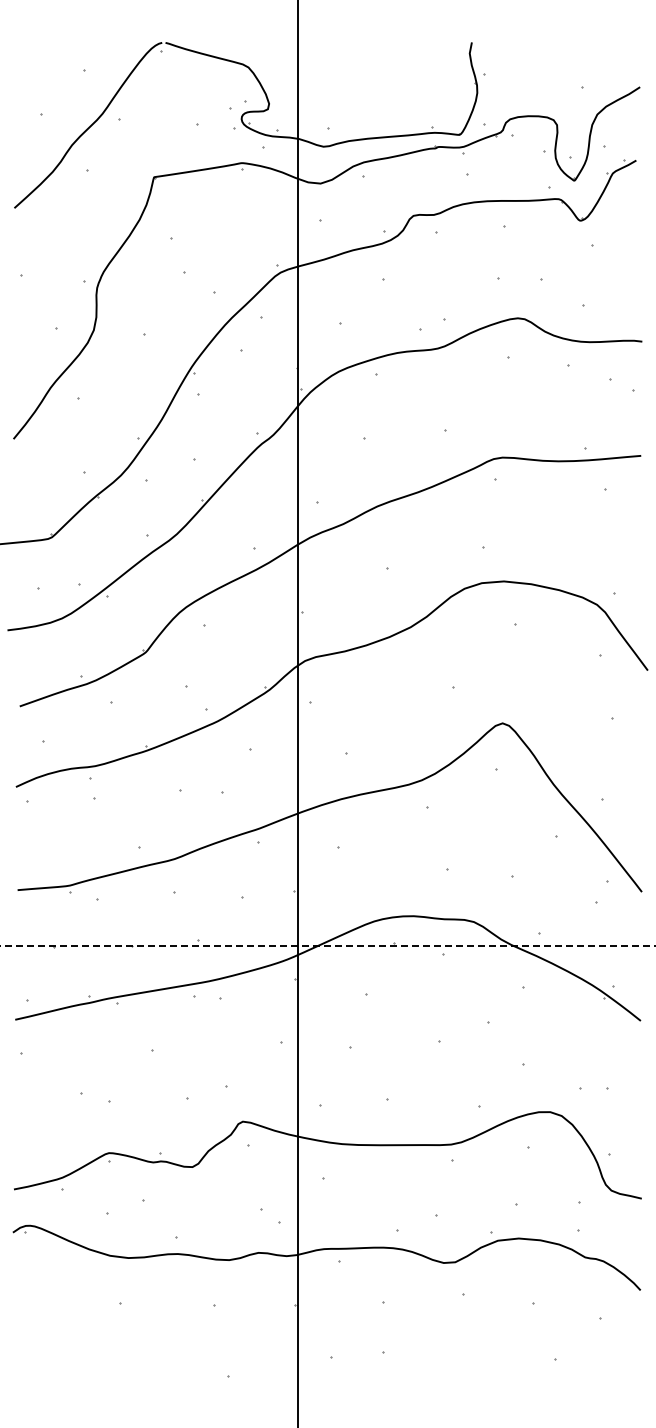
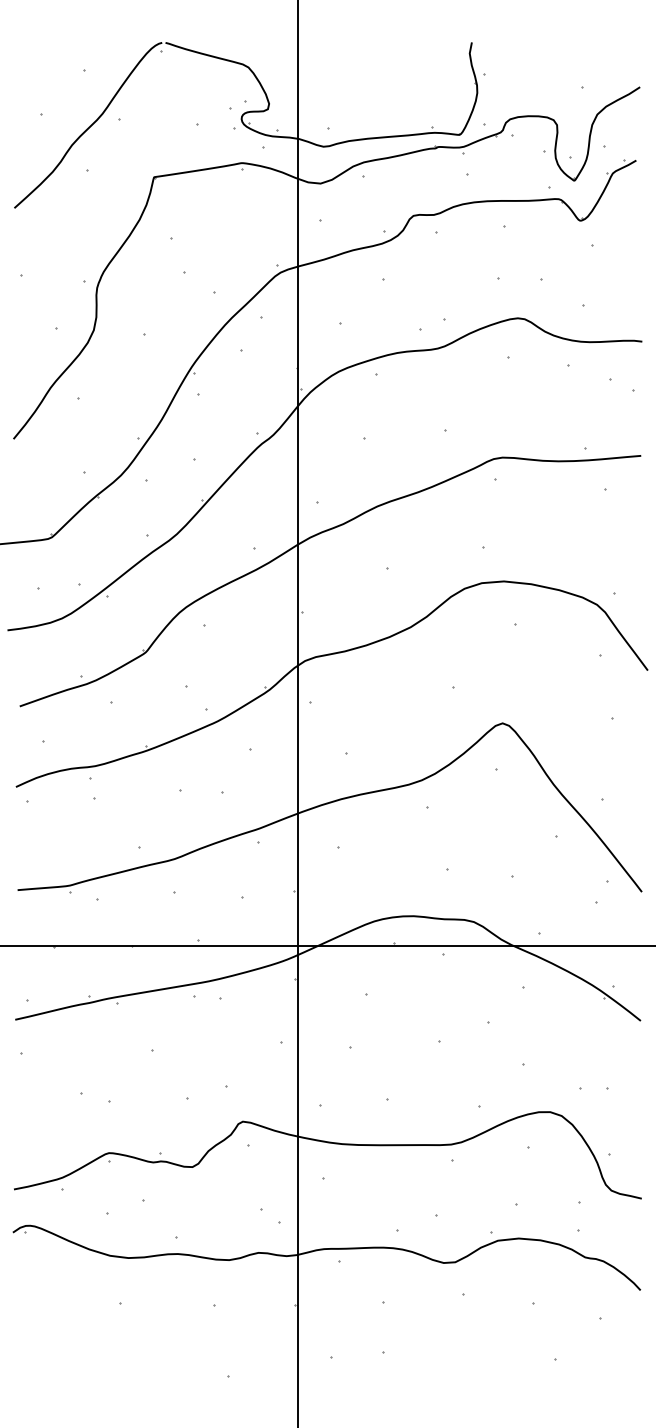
line: dashed -> solid (327, 946)
